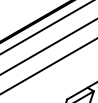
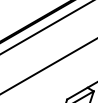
line: present -> none (48, 46)
